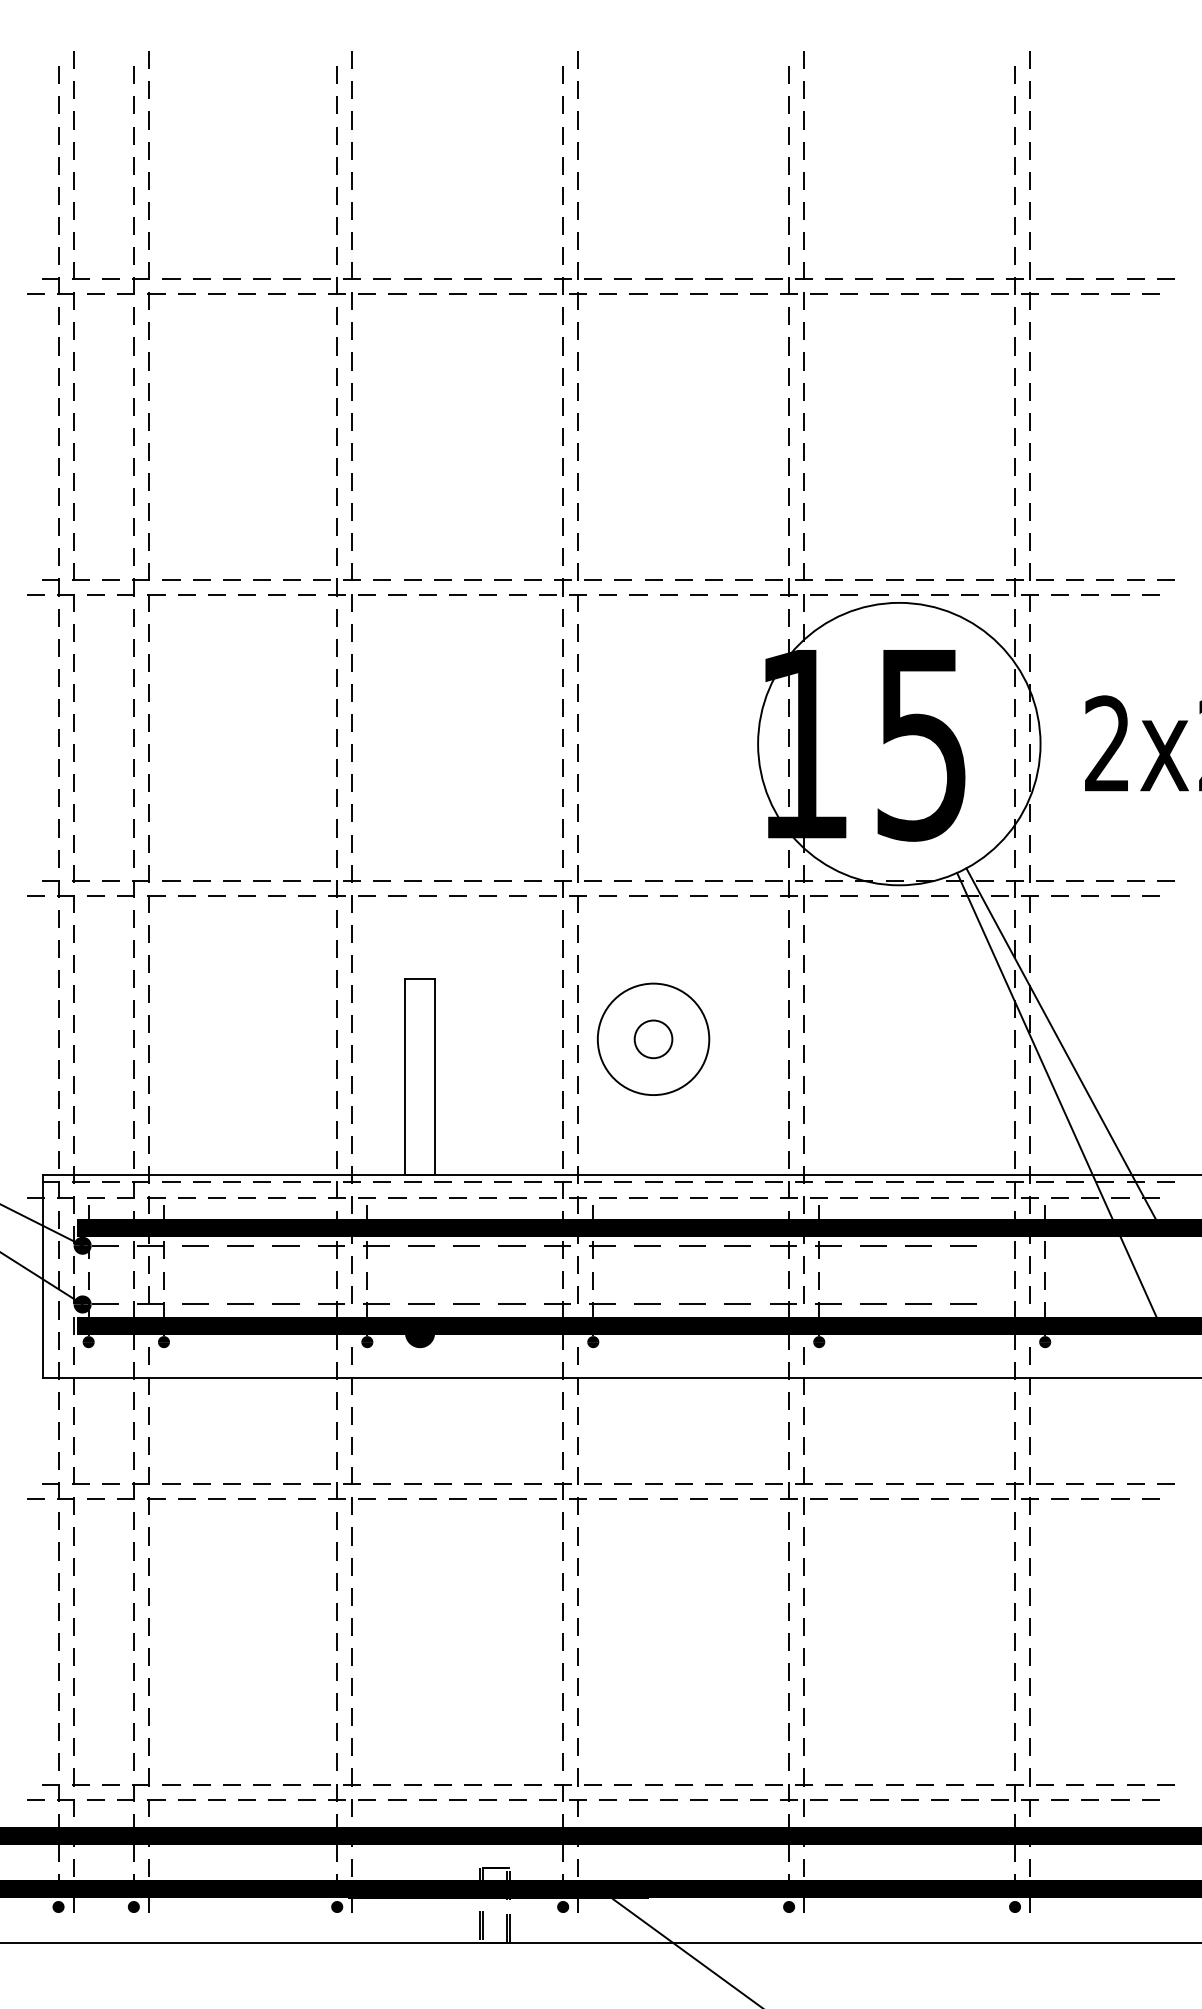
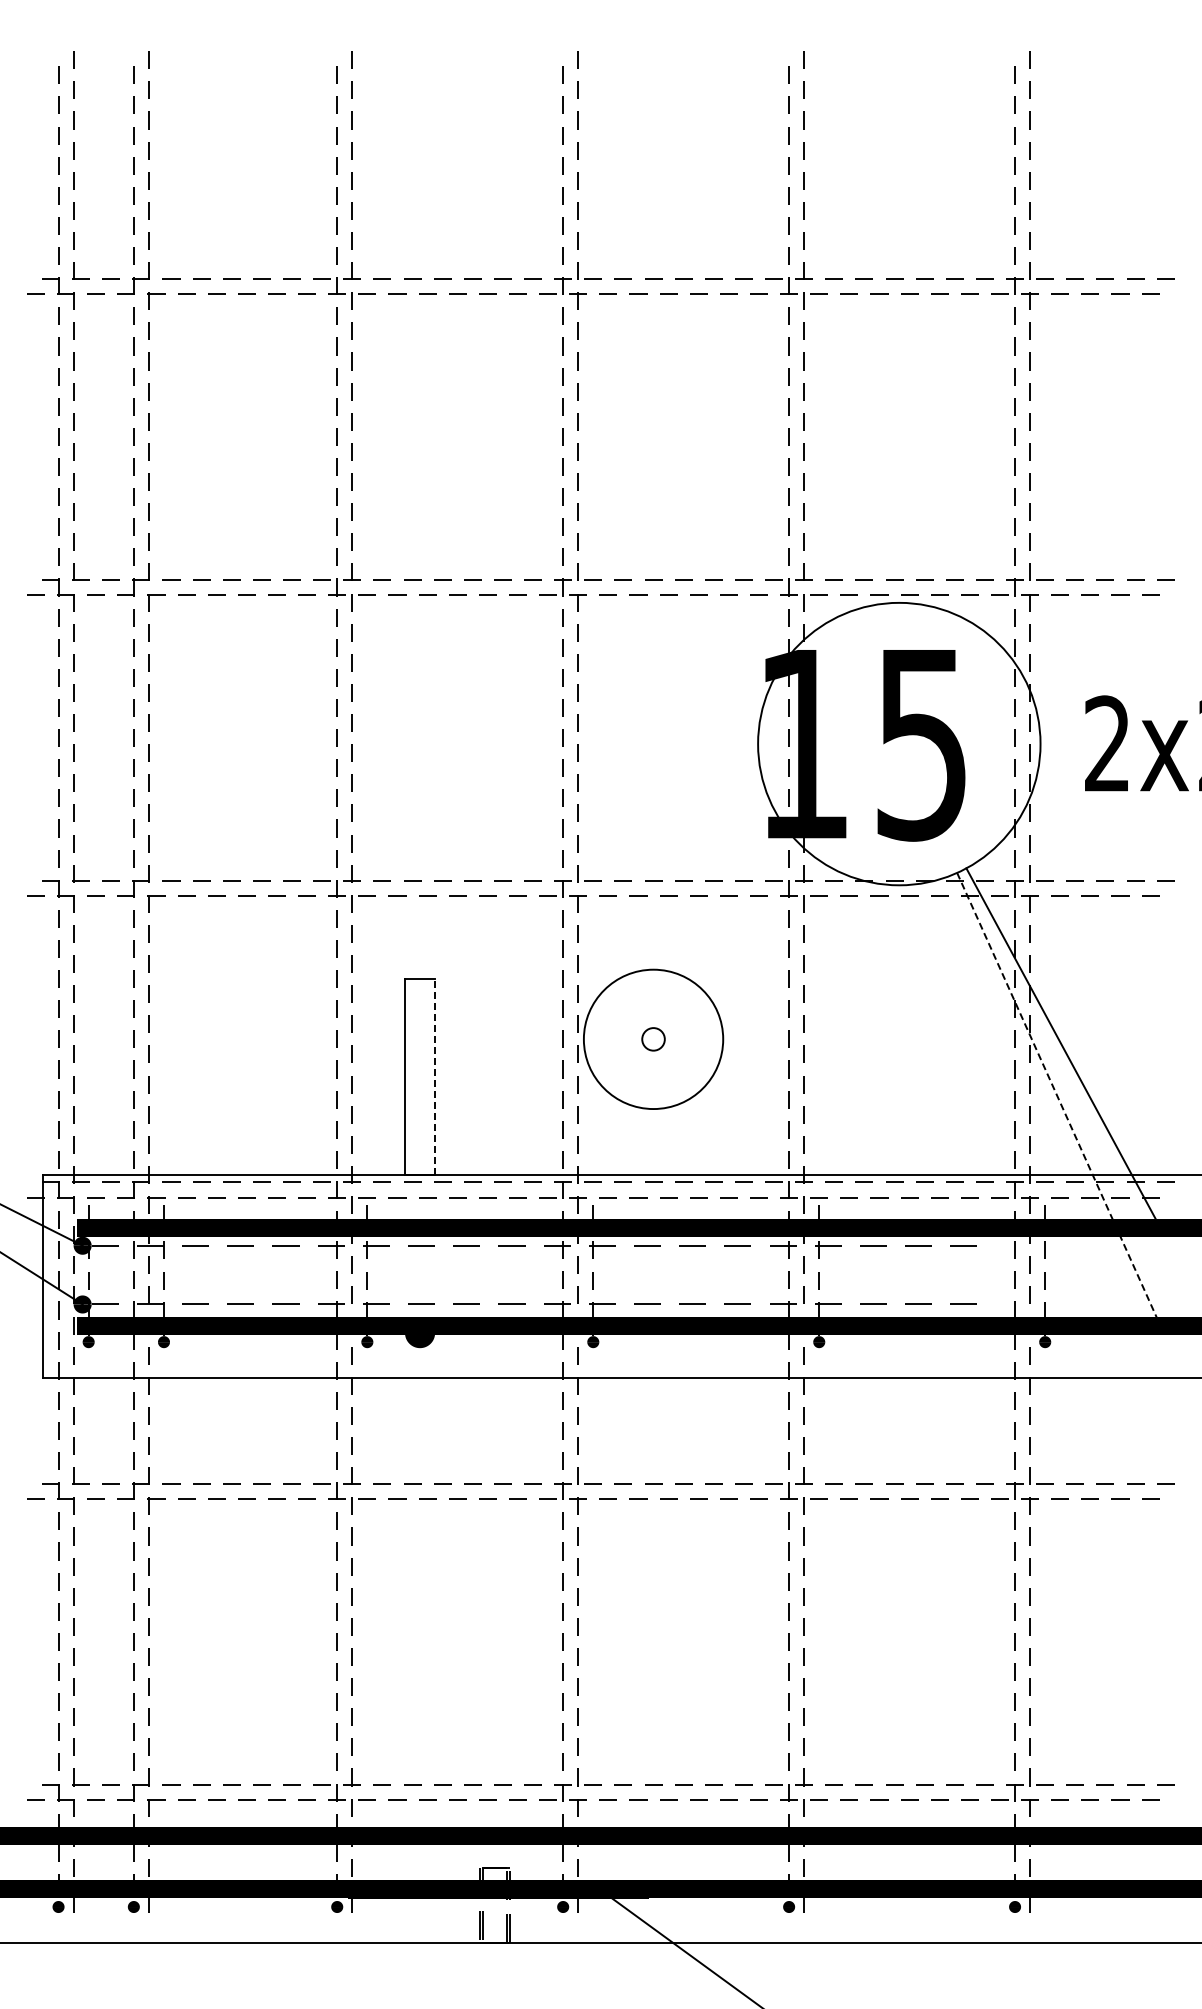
circle diameter: 111 px -> 139 px (653, 1039)
circle diameter: 38 px -> 23 px (653, 1039)
line: solid -> dashed (435, 1077)
line: solid -> dashed (1058, 1099)
